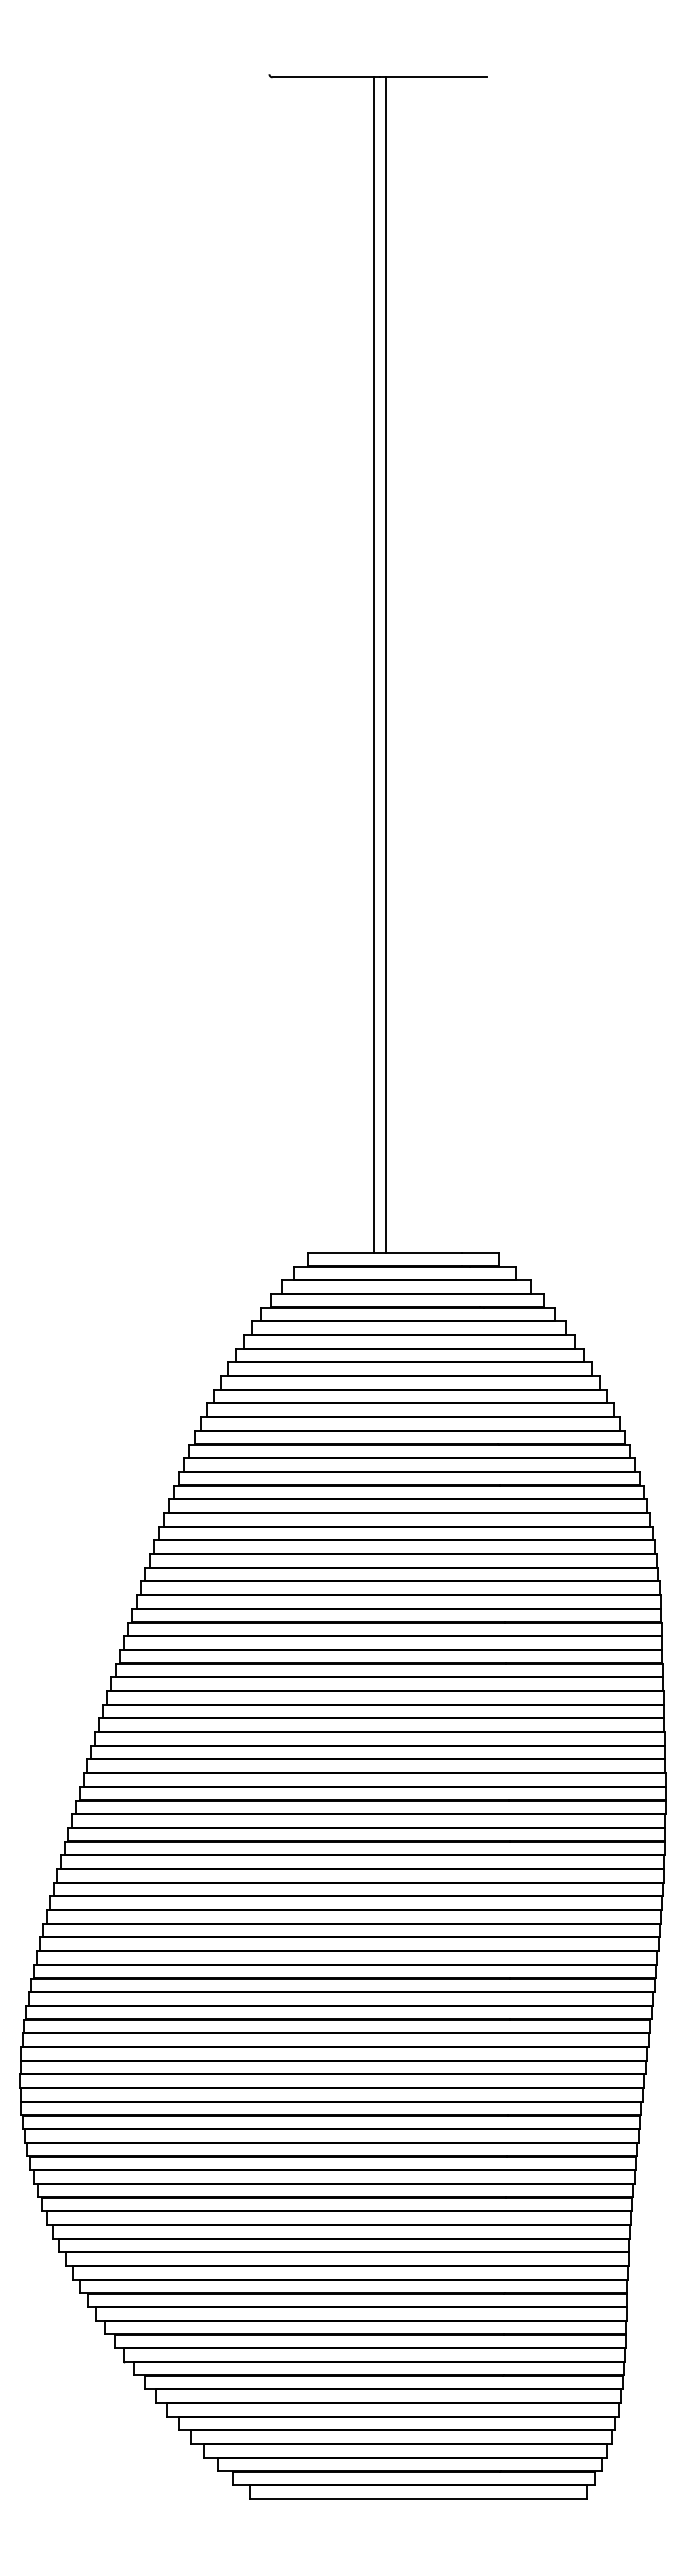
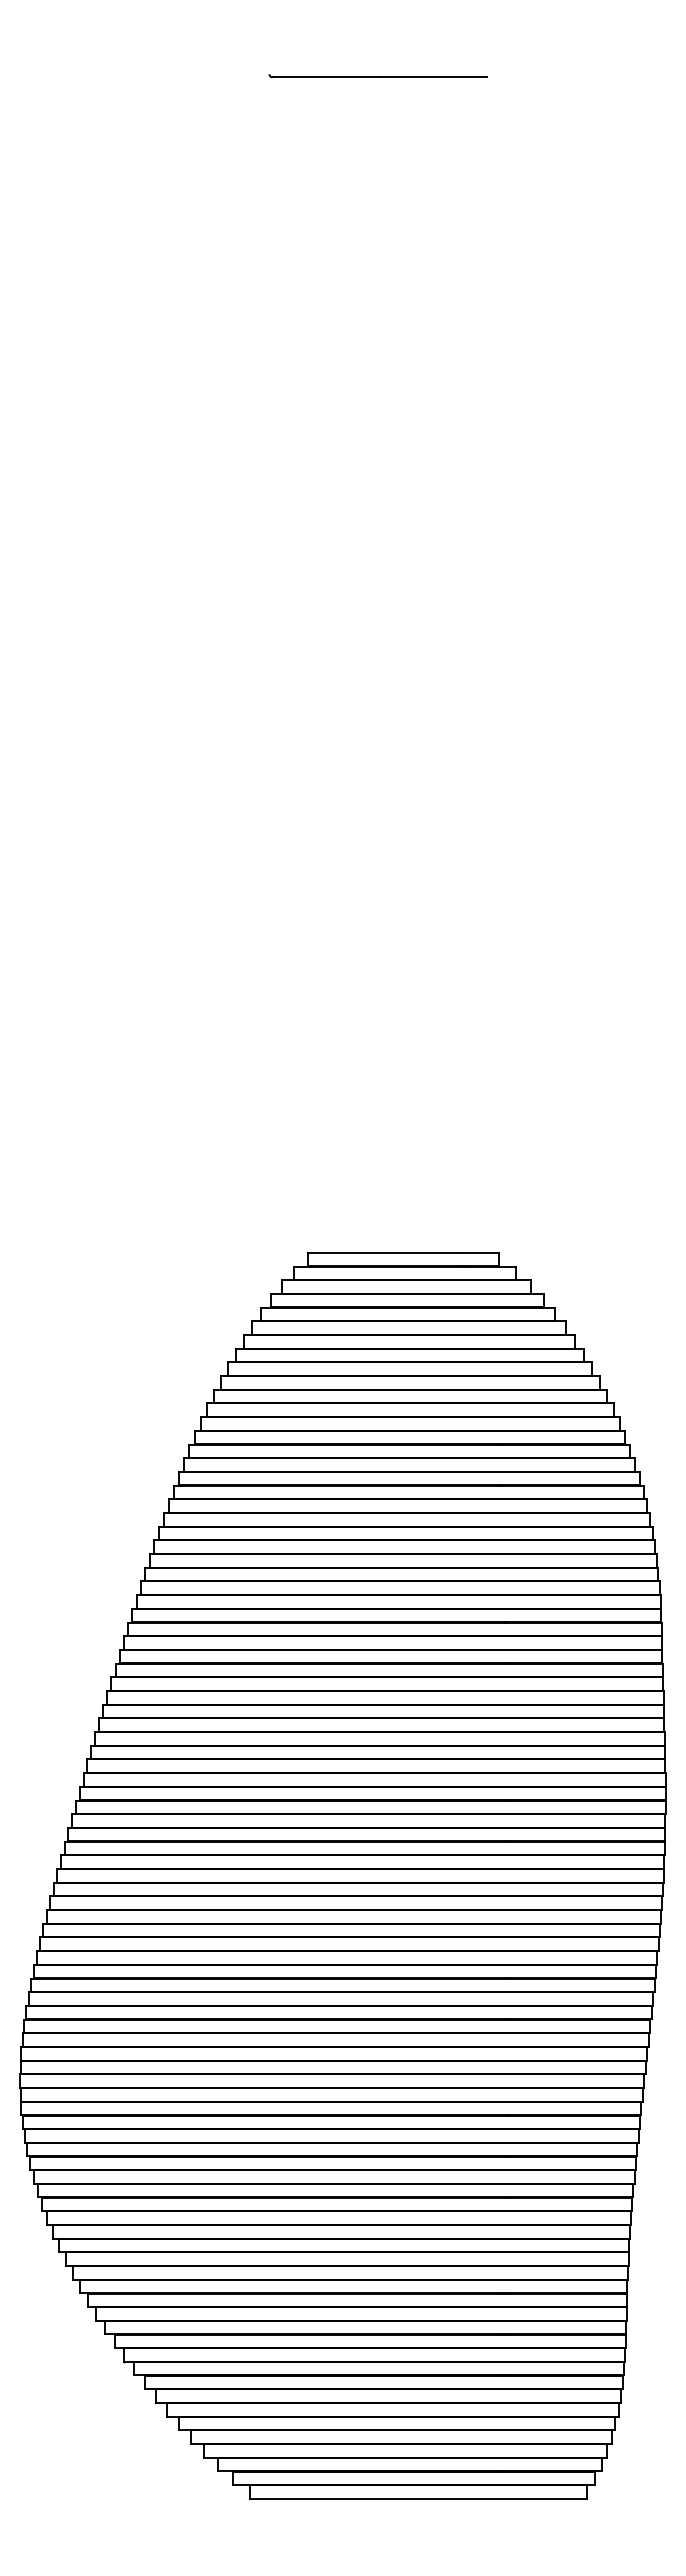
line: present -> none (373, 664)
line: present -> none (385, 664)
